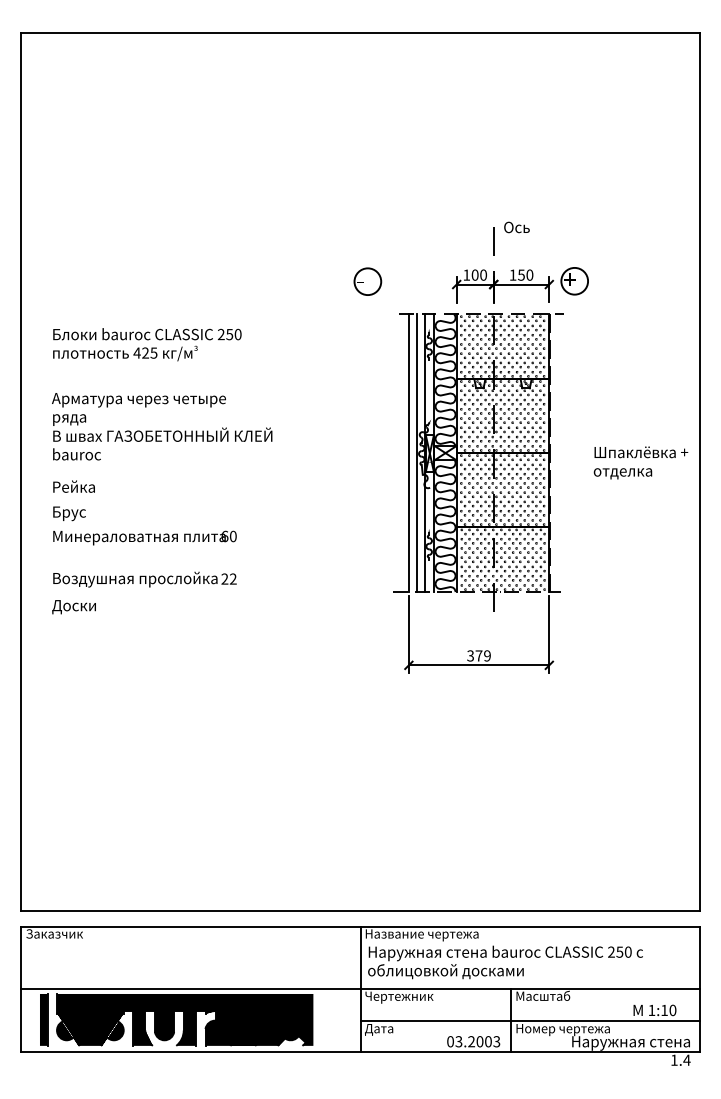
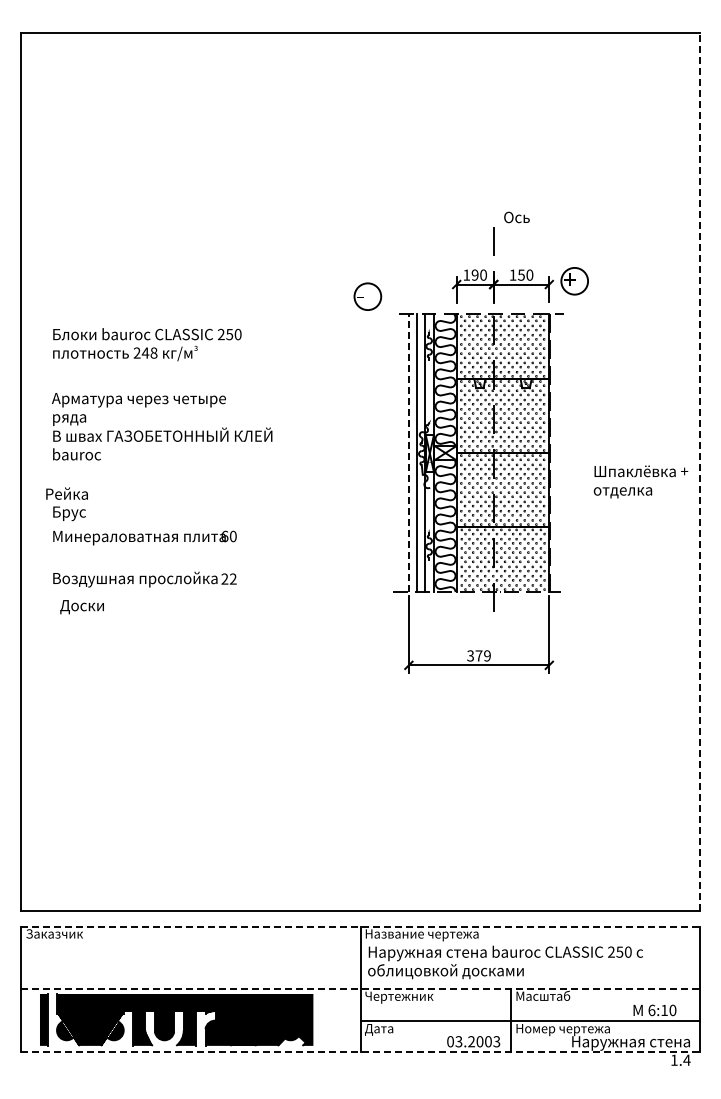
text position: (516, 227) -> (516, 217) (516, 217)
text: 100 -> 190 (474, 274)
part position: (367, 281) -> (367, 296) (367, 296)
text: 425 -> 248 (145, 352)
line: solid -> dashed (408, 453)
text position: (640, 462) -> (640, 481) (640, 481)
line: solid -> dashed (699, 471)
text position: (73, 486) -> (66, 493) (66, 493)
text position: (73, 607) -> (81, 607) (81, 607)
line: solid -> dashed (360, 926)
line: solid -> dashed (360, 989)
text: 1:10 -> 6:10 (651, 1010)
line: solid -> dashed (360, 1052)
